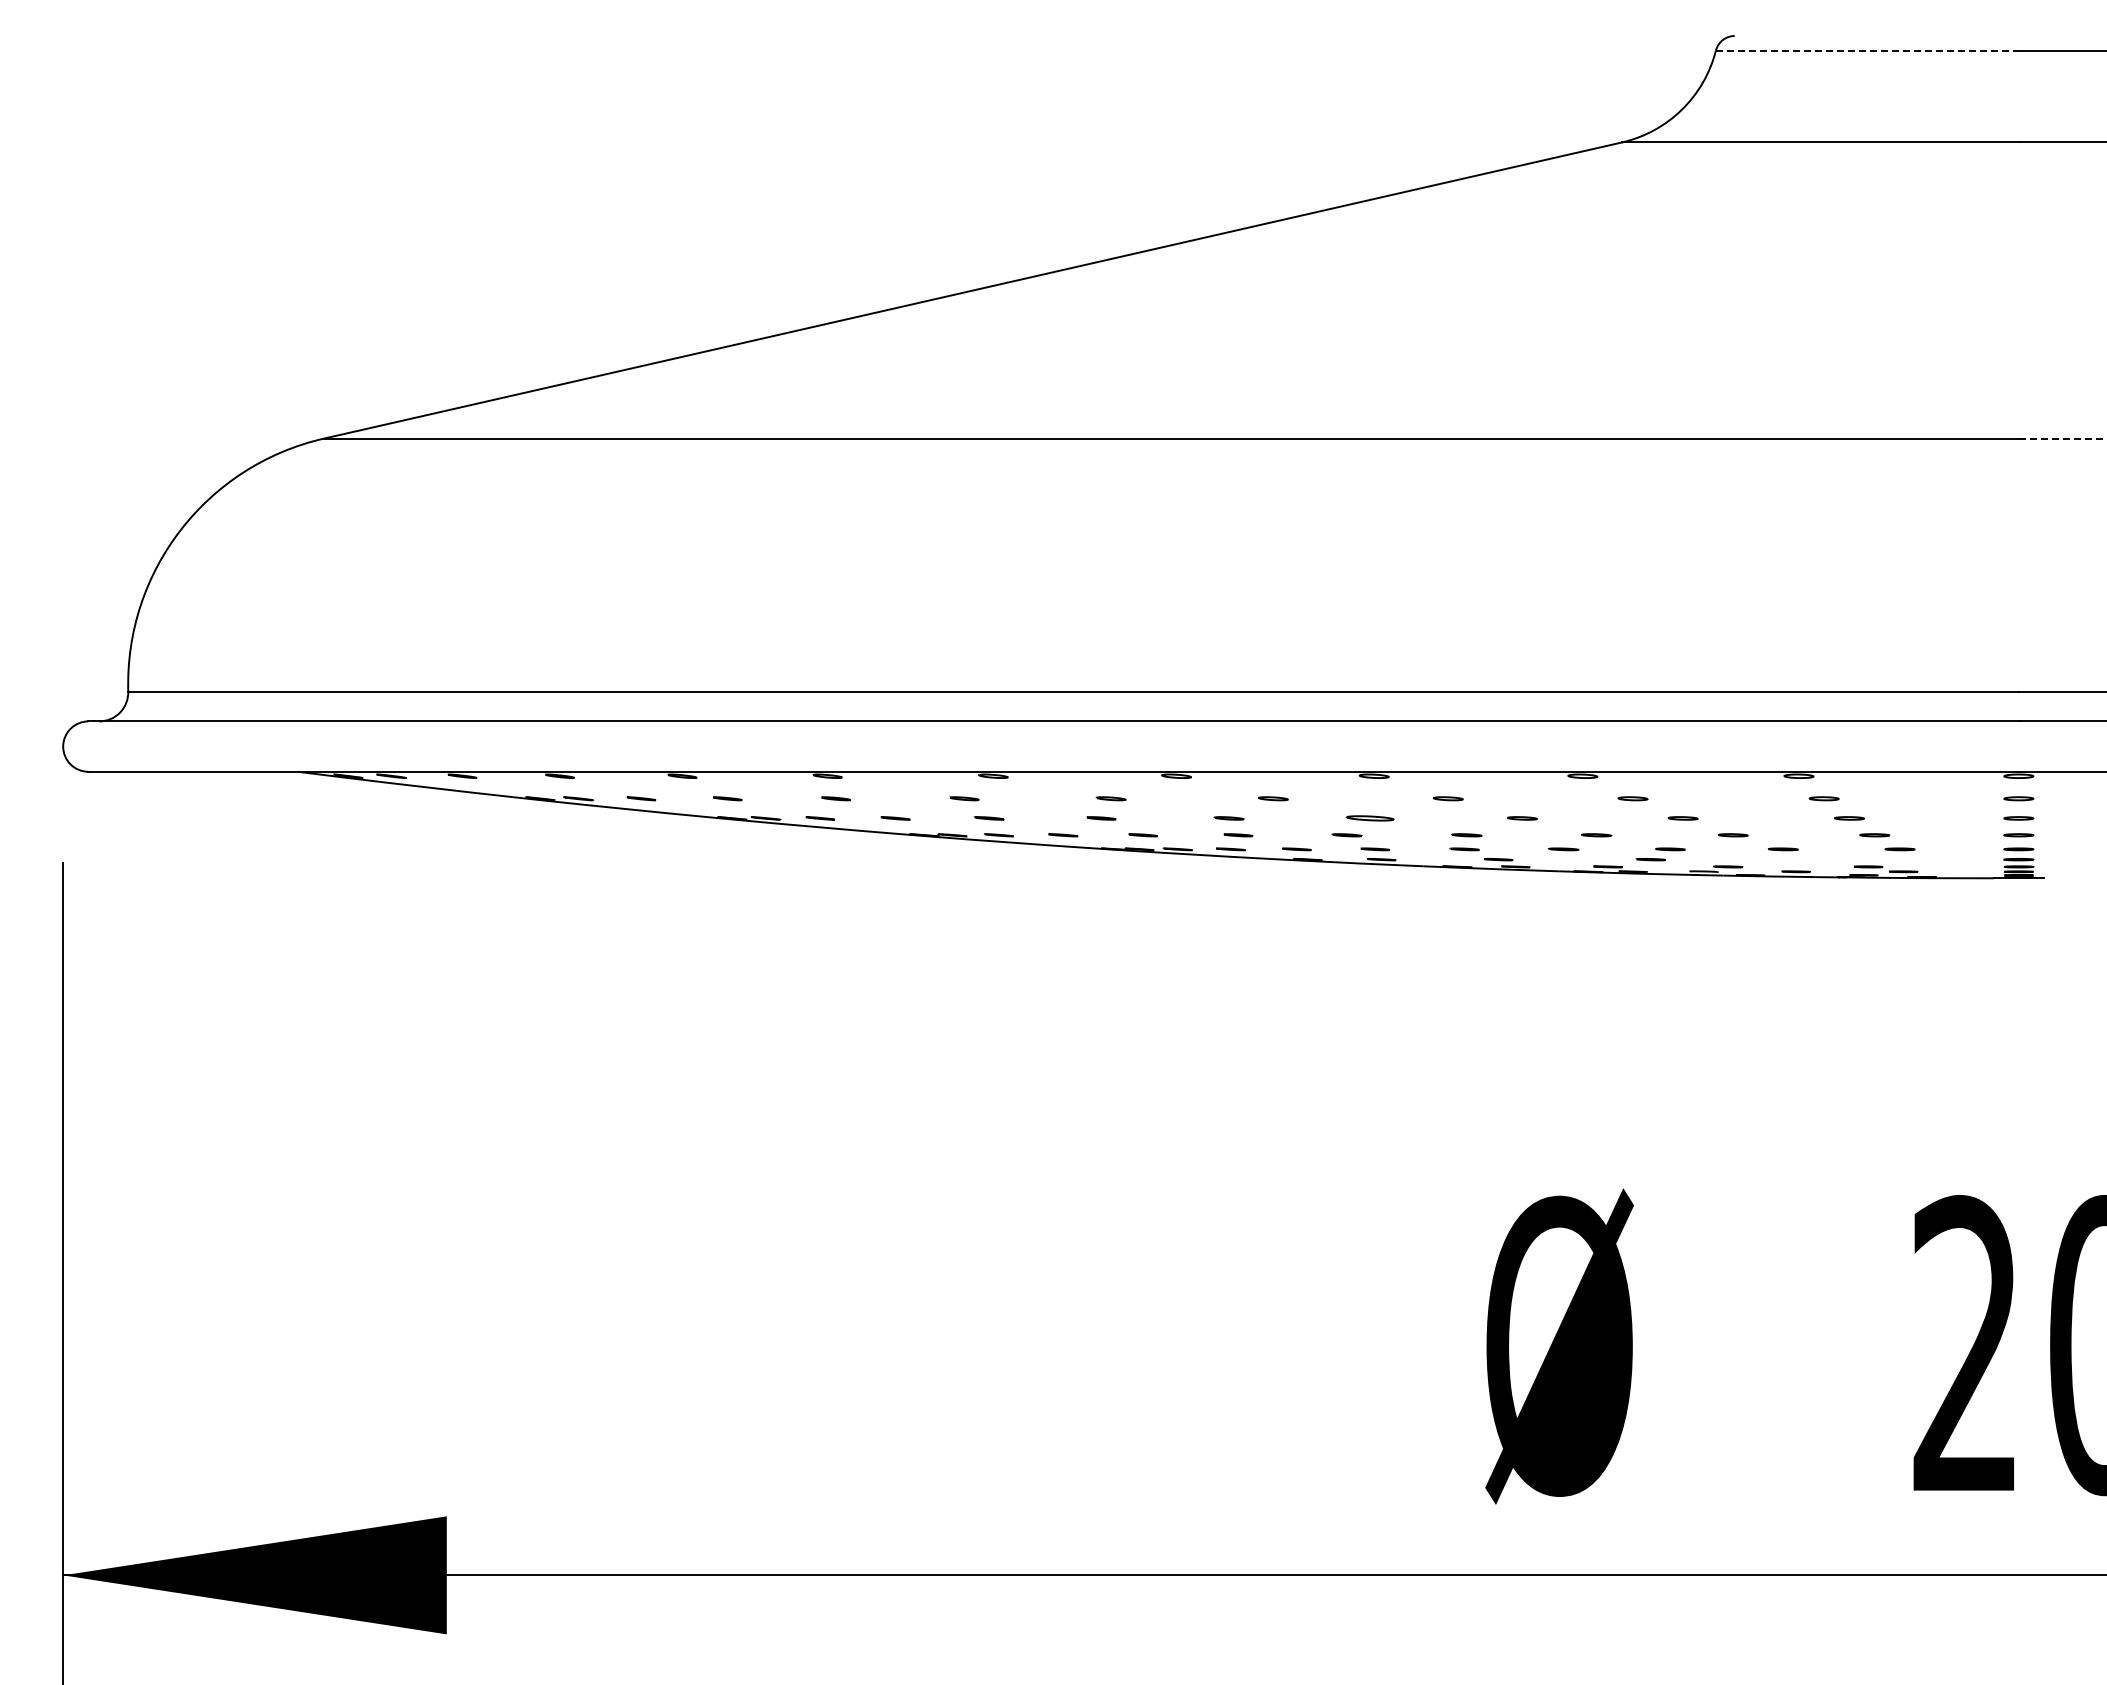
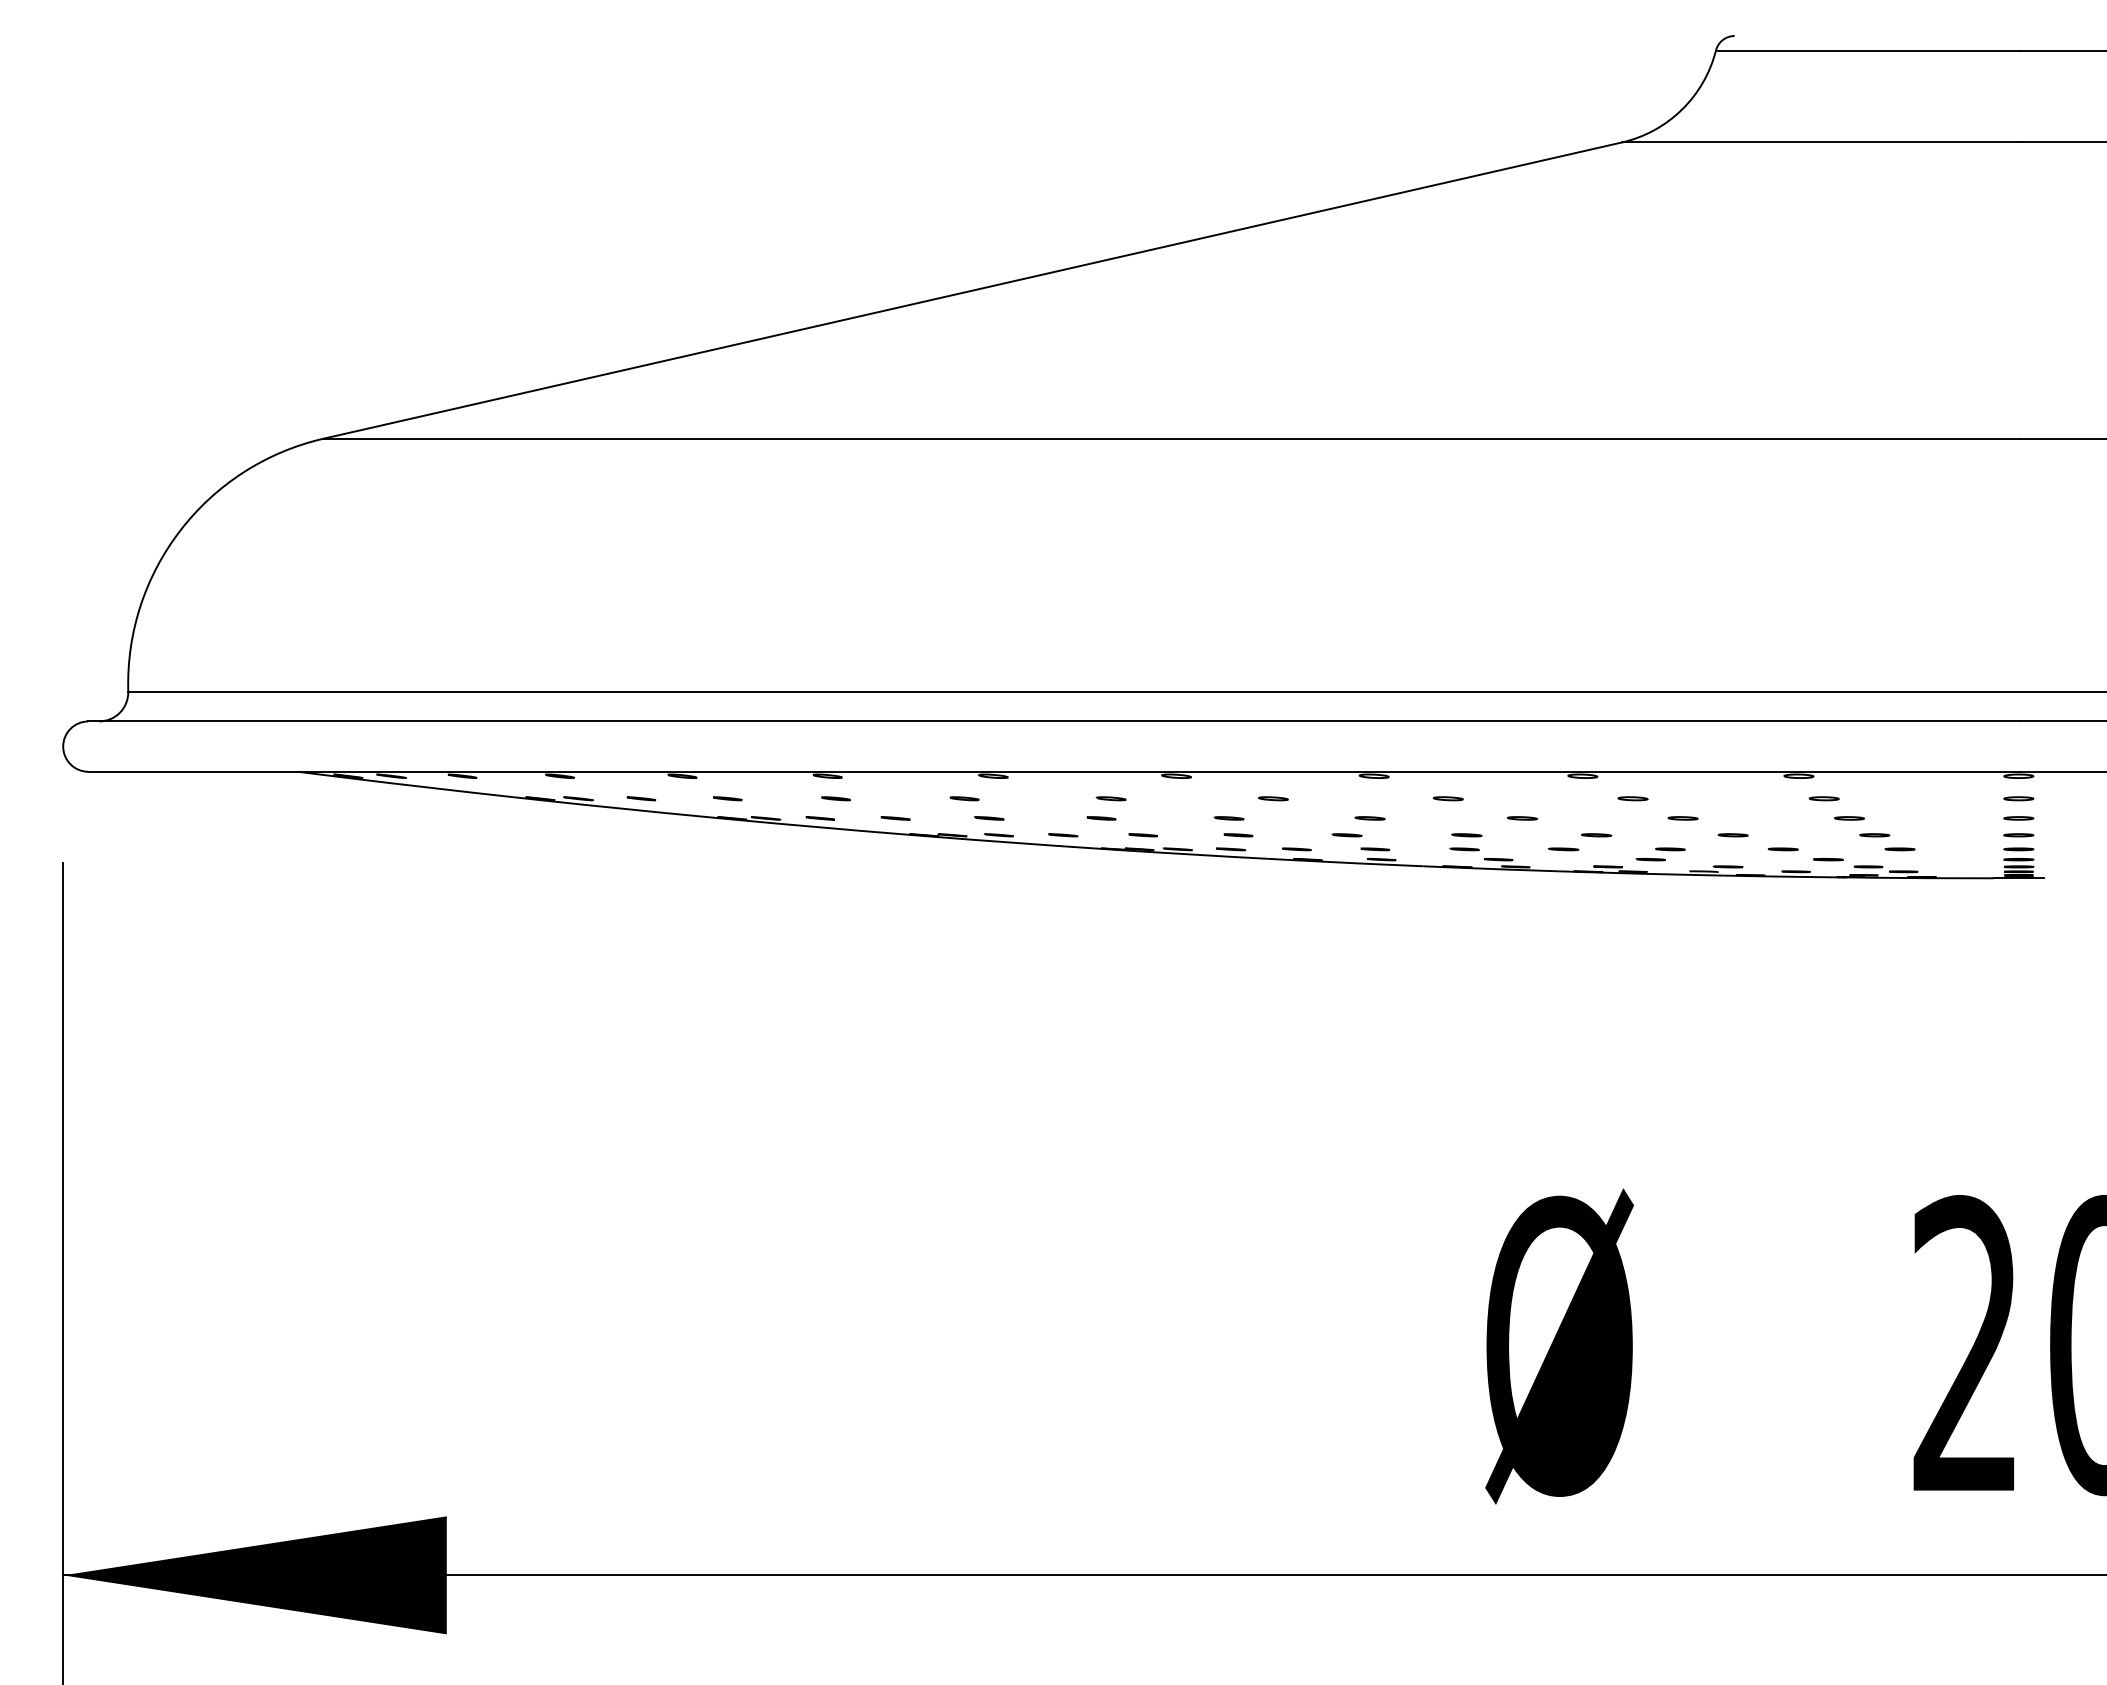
line: dashed -> solid (1867, 50)
line: dashed -> solid (2062, 438)
part size: 49x7 px -> 32x5 px (1369, 818)
line: none -> present (1828, 859)
